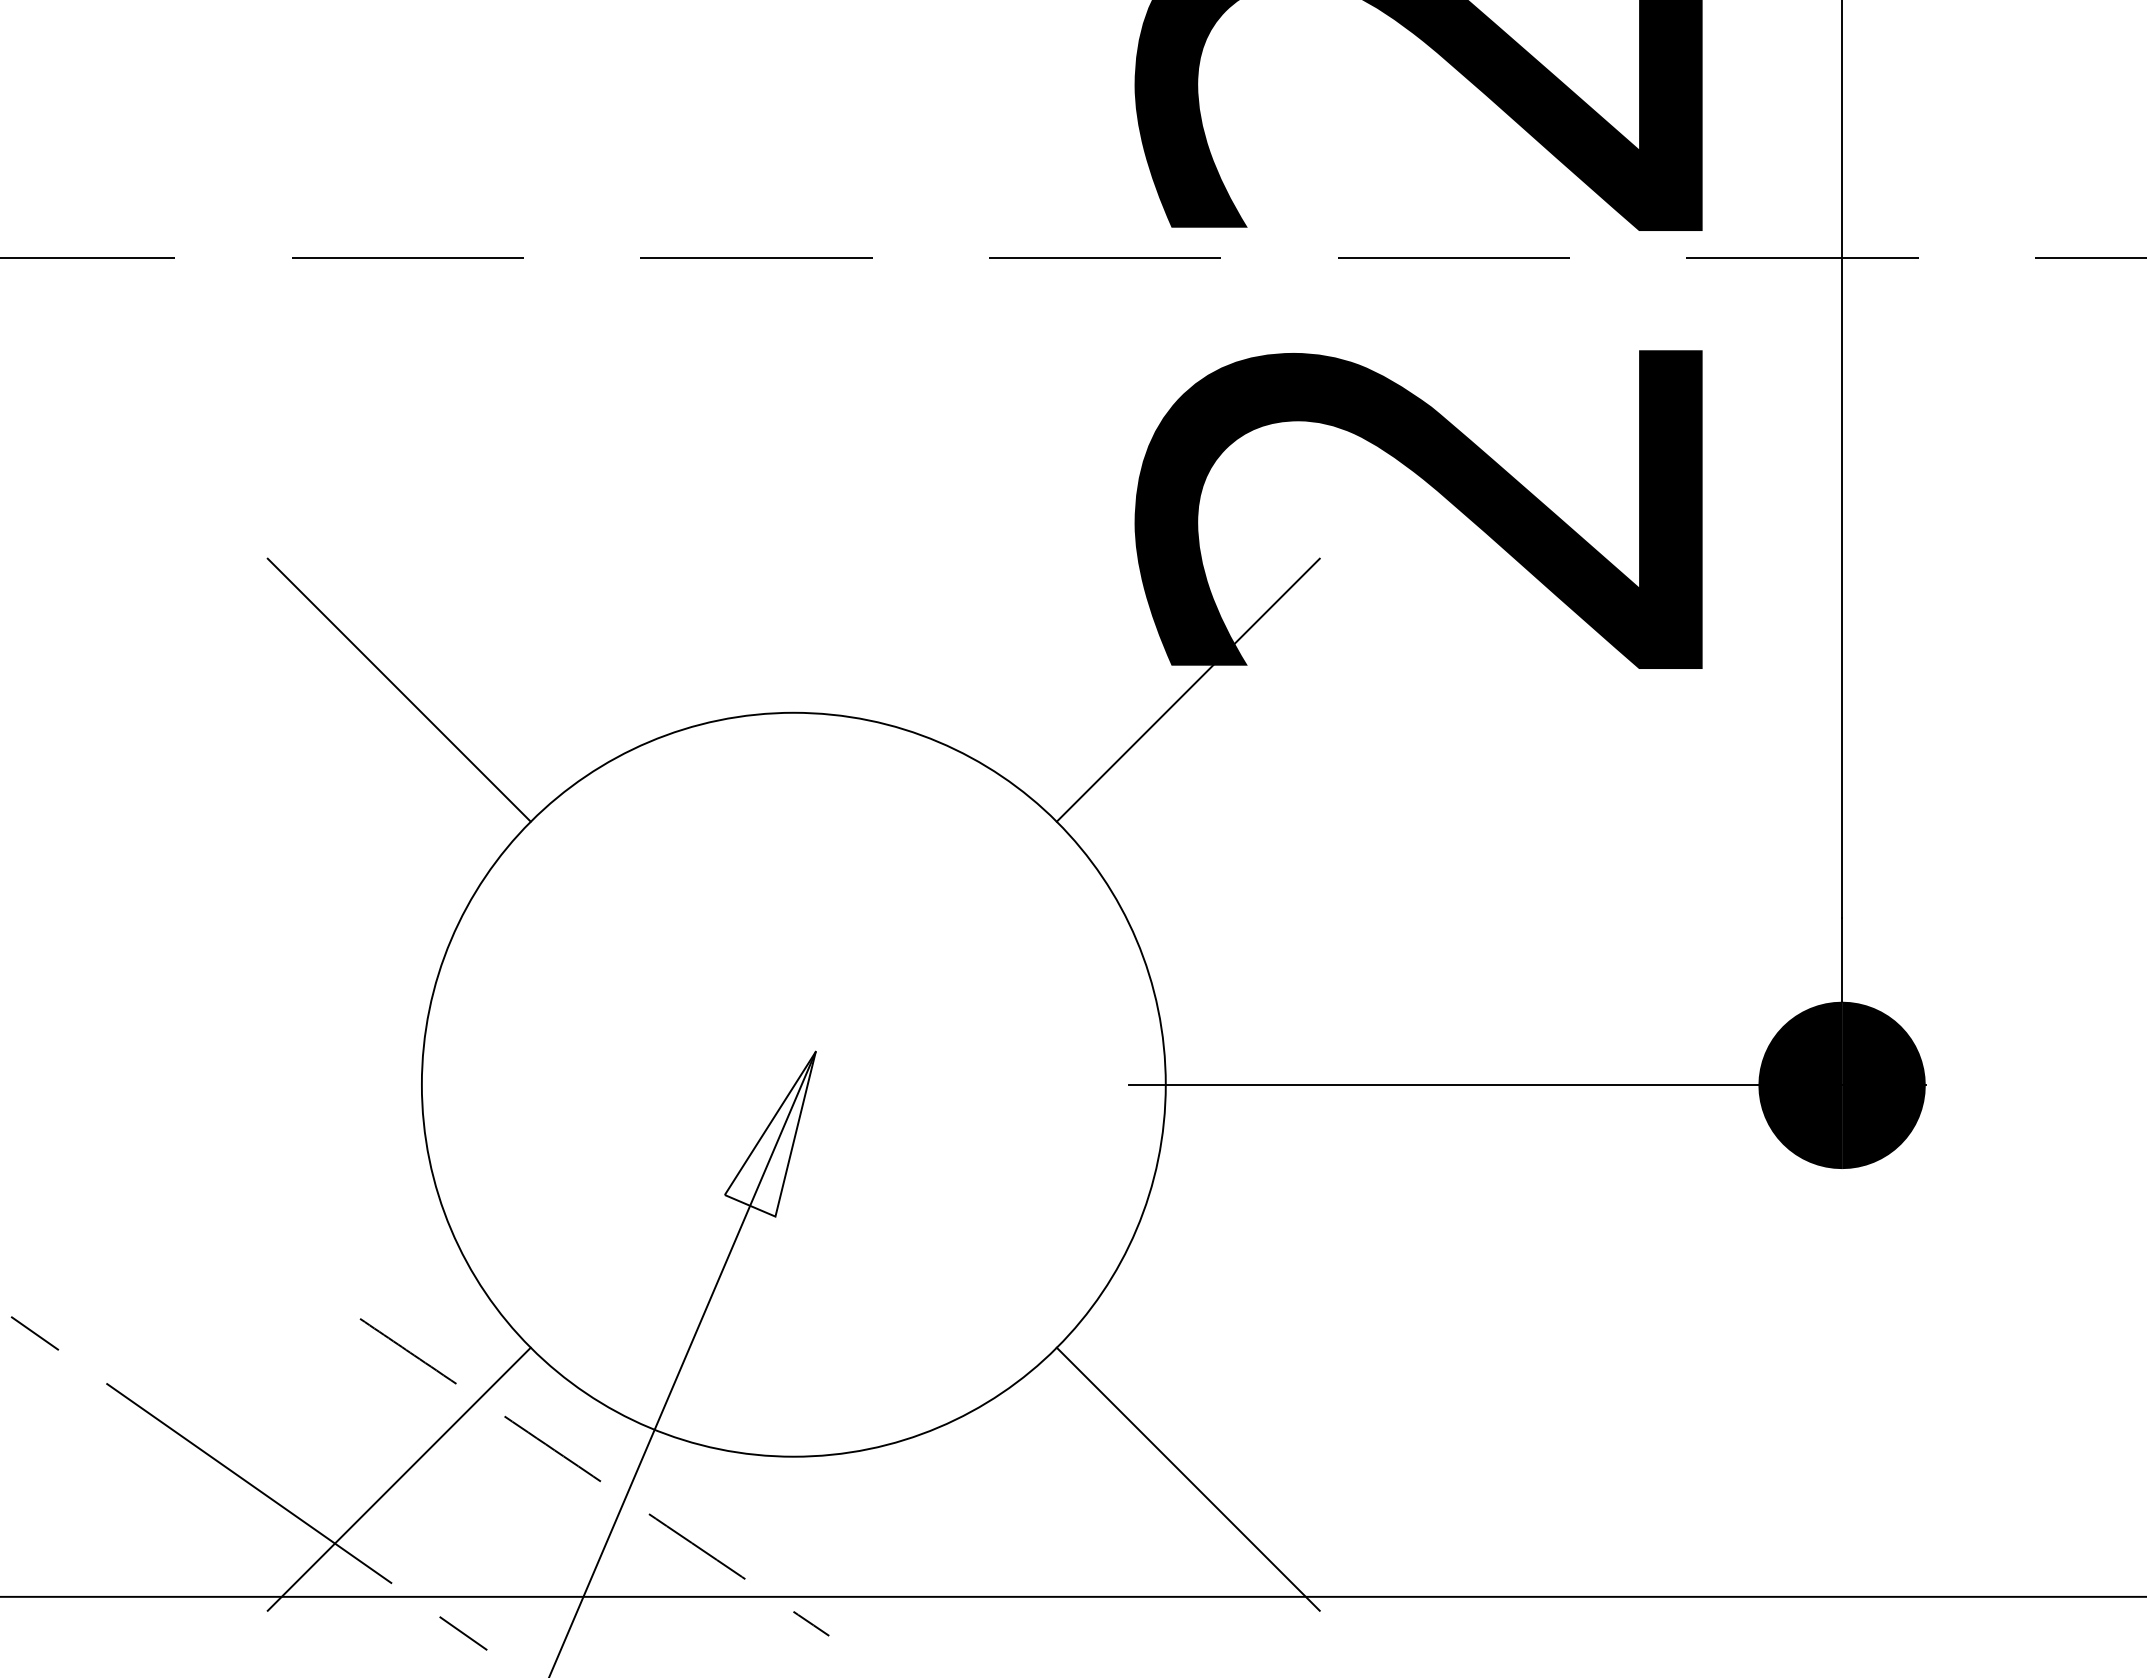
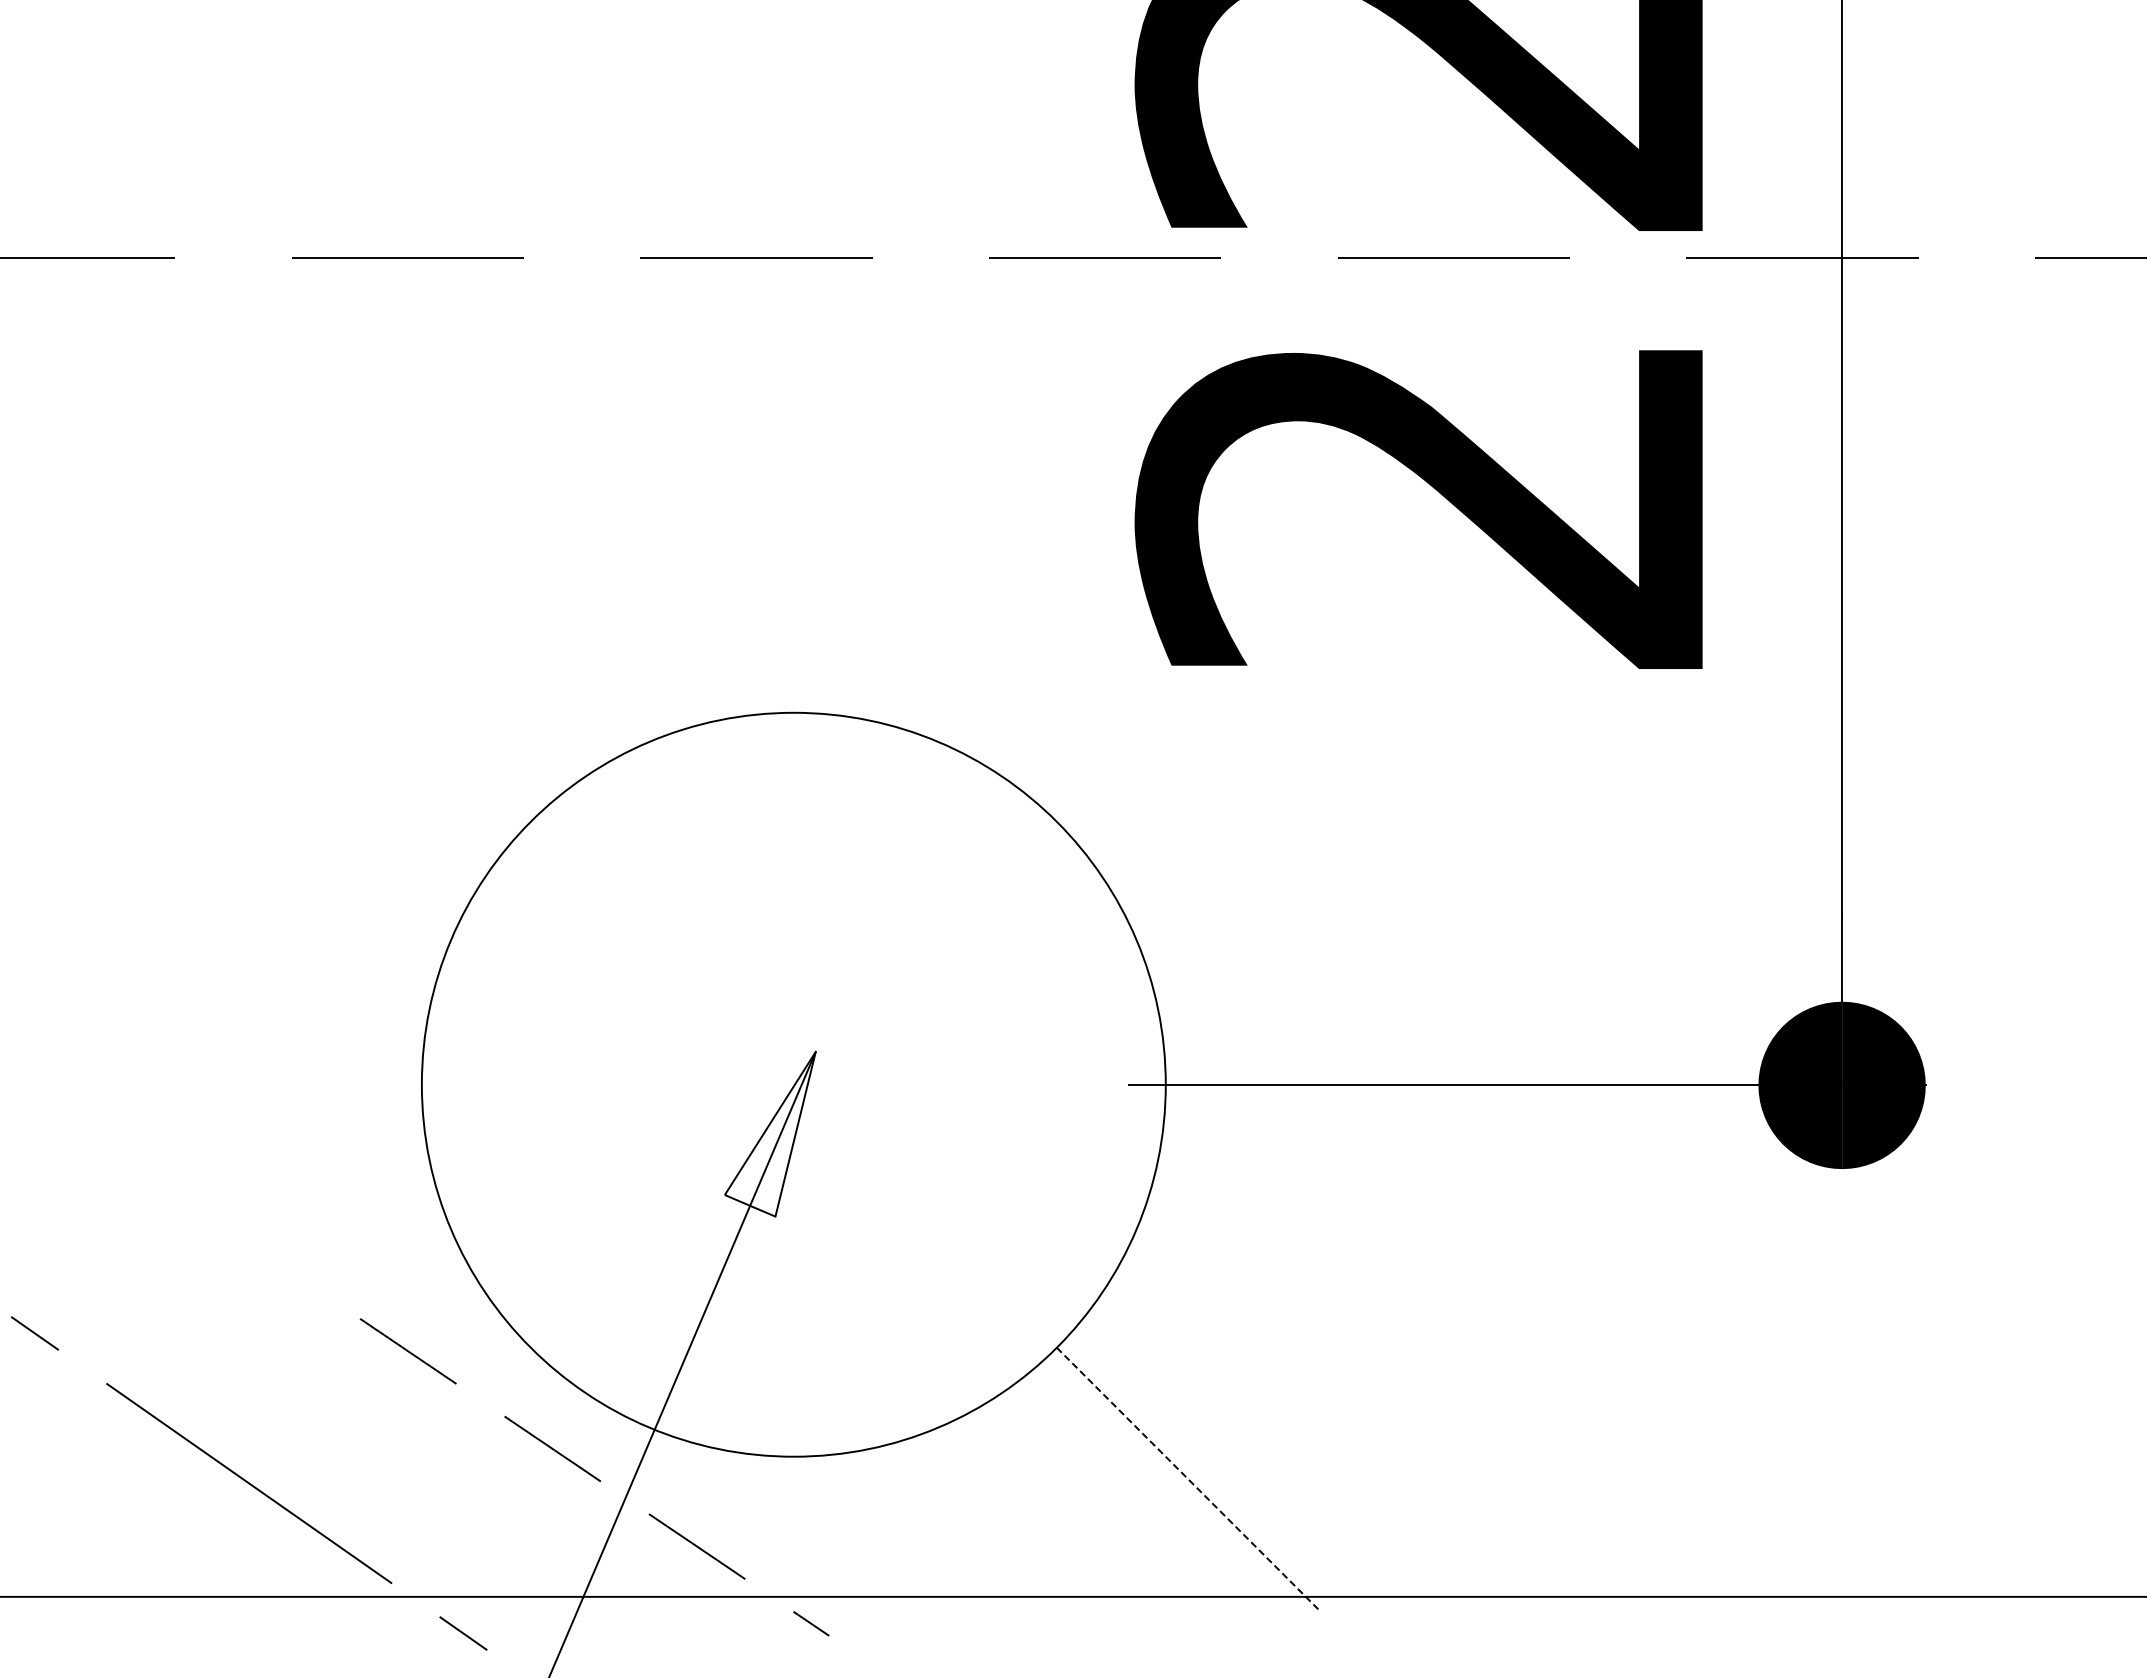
line: present -> none (398, 689)
line: present -> none (1187, 689)
line: present -> none (398, 1478)
line: solid -> dashed (1188, 1479)
